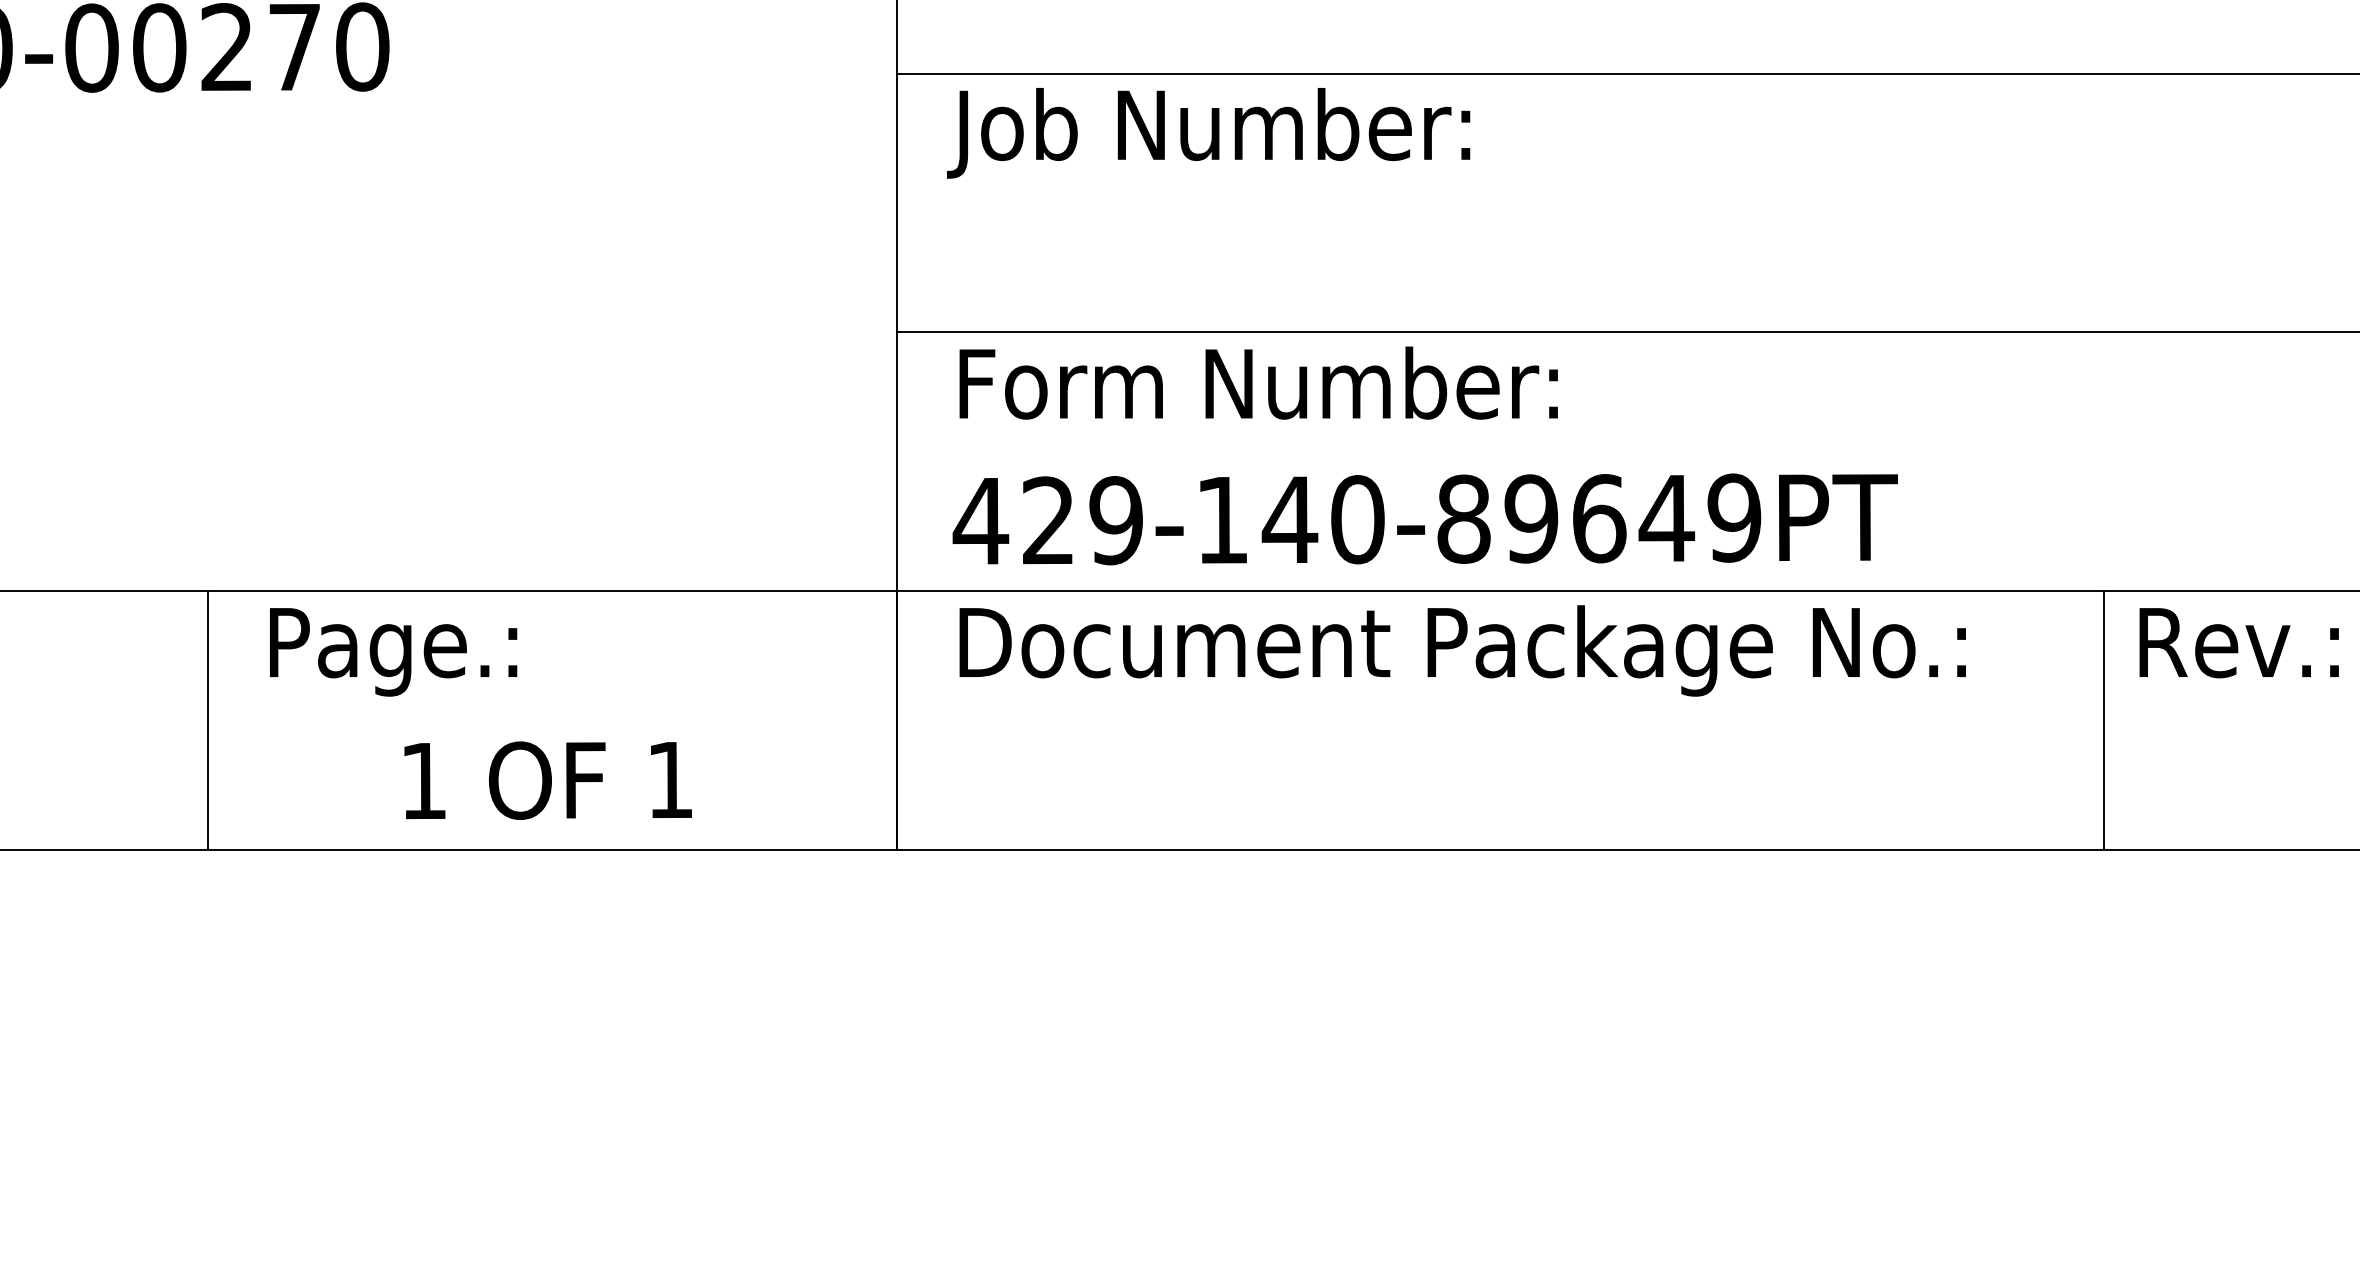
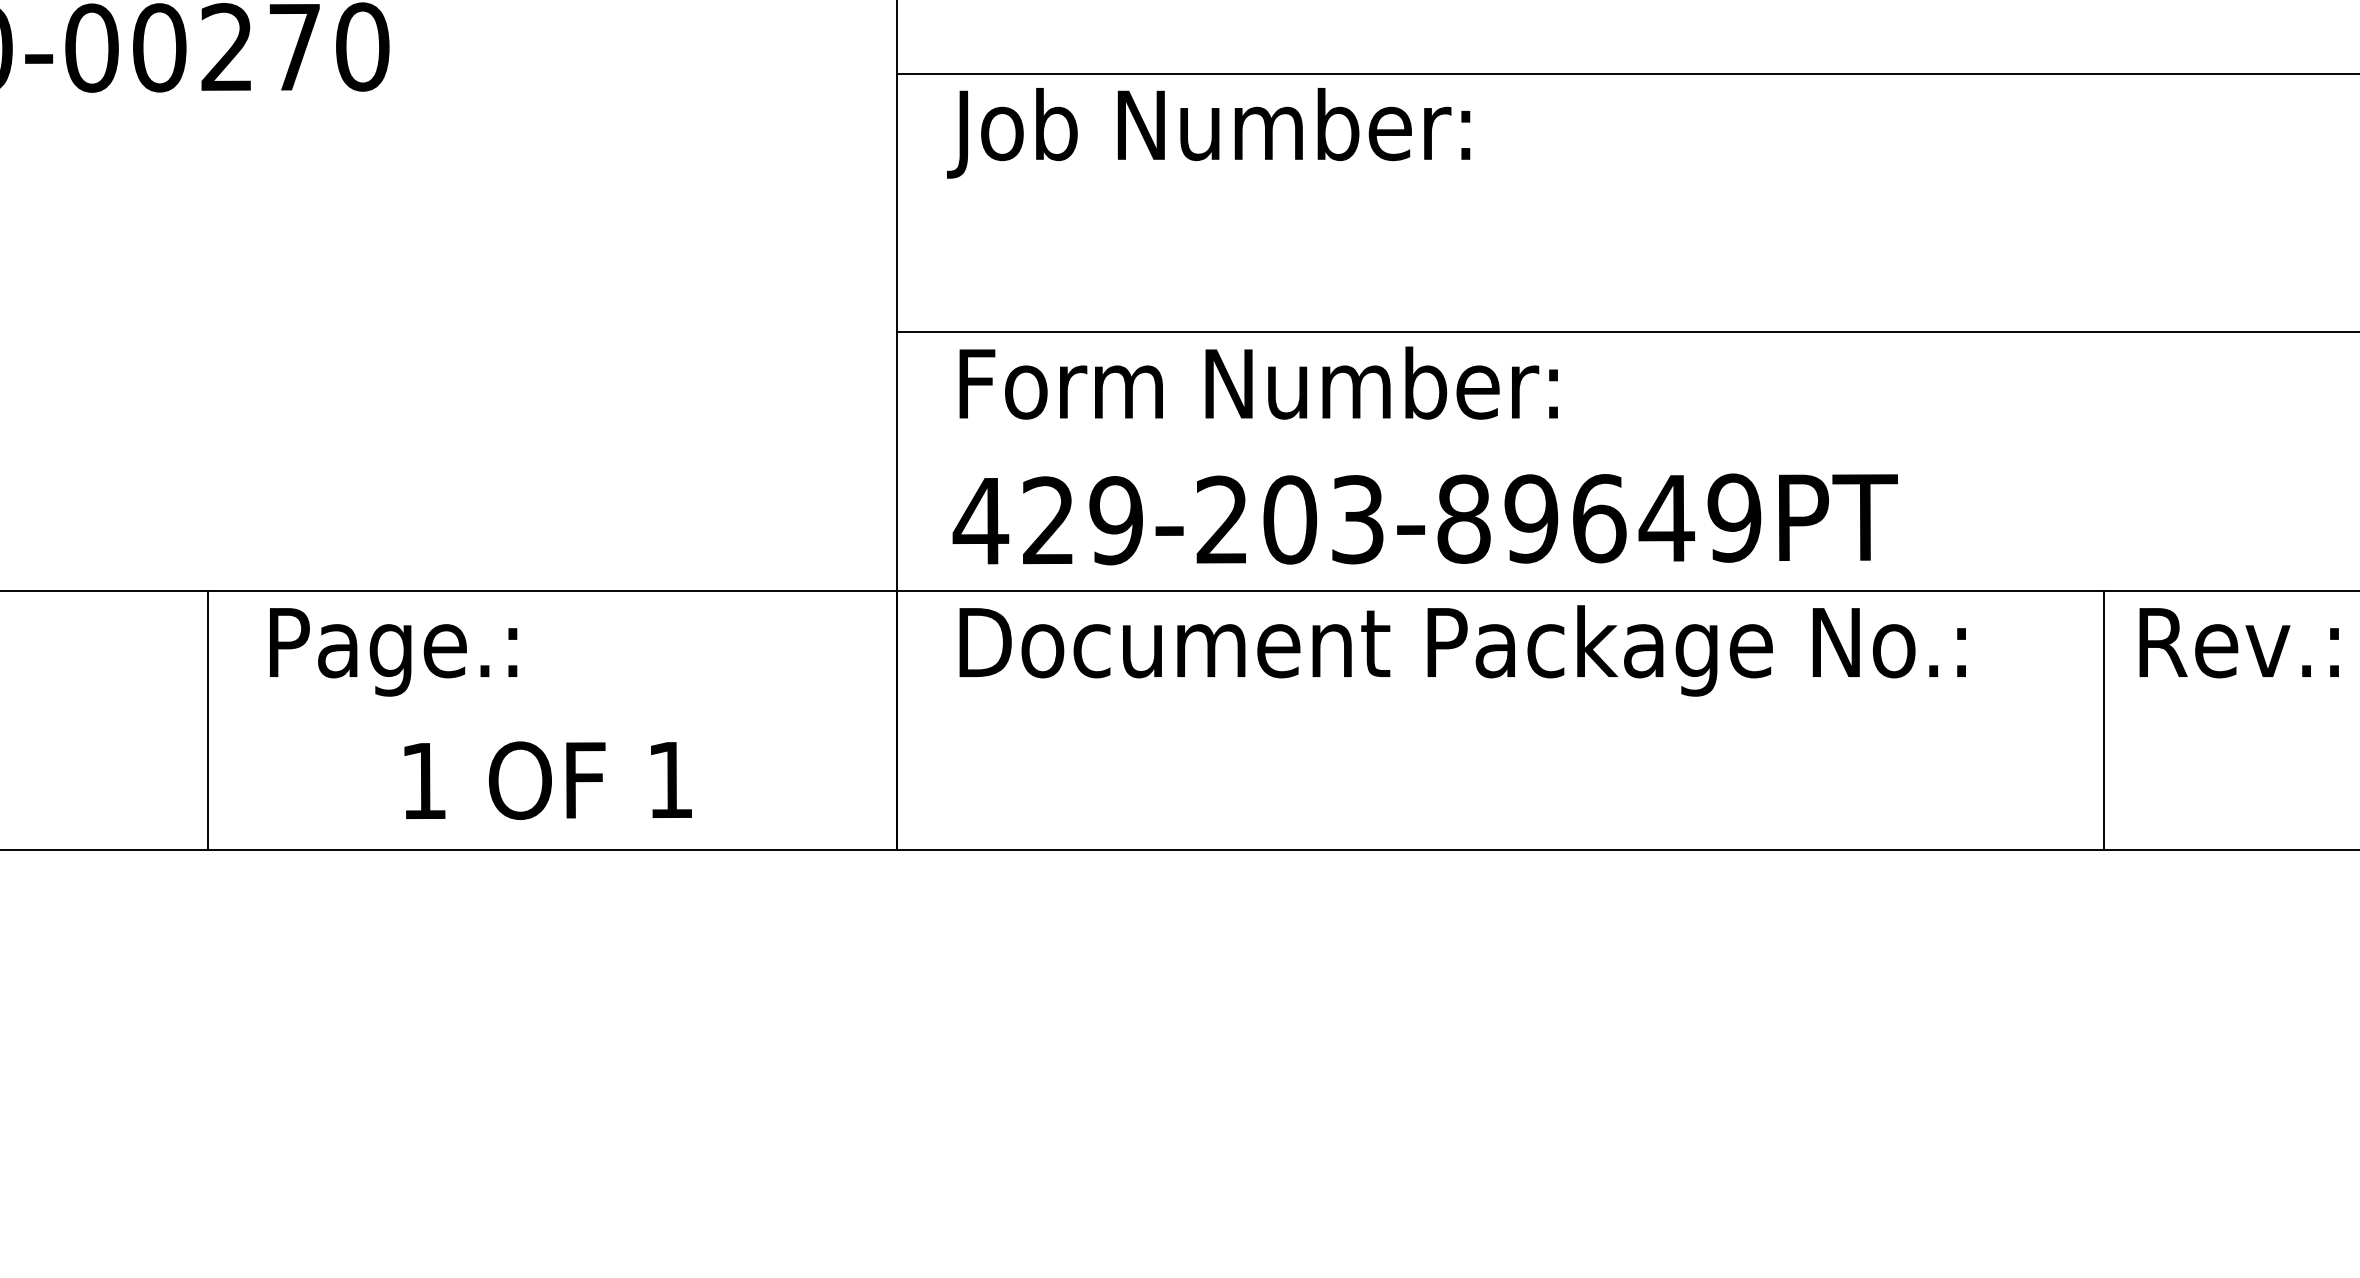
text: 429-140-89649PT -> 429-203-89649PT (1290, 519)
